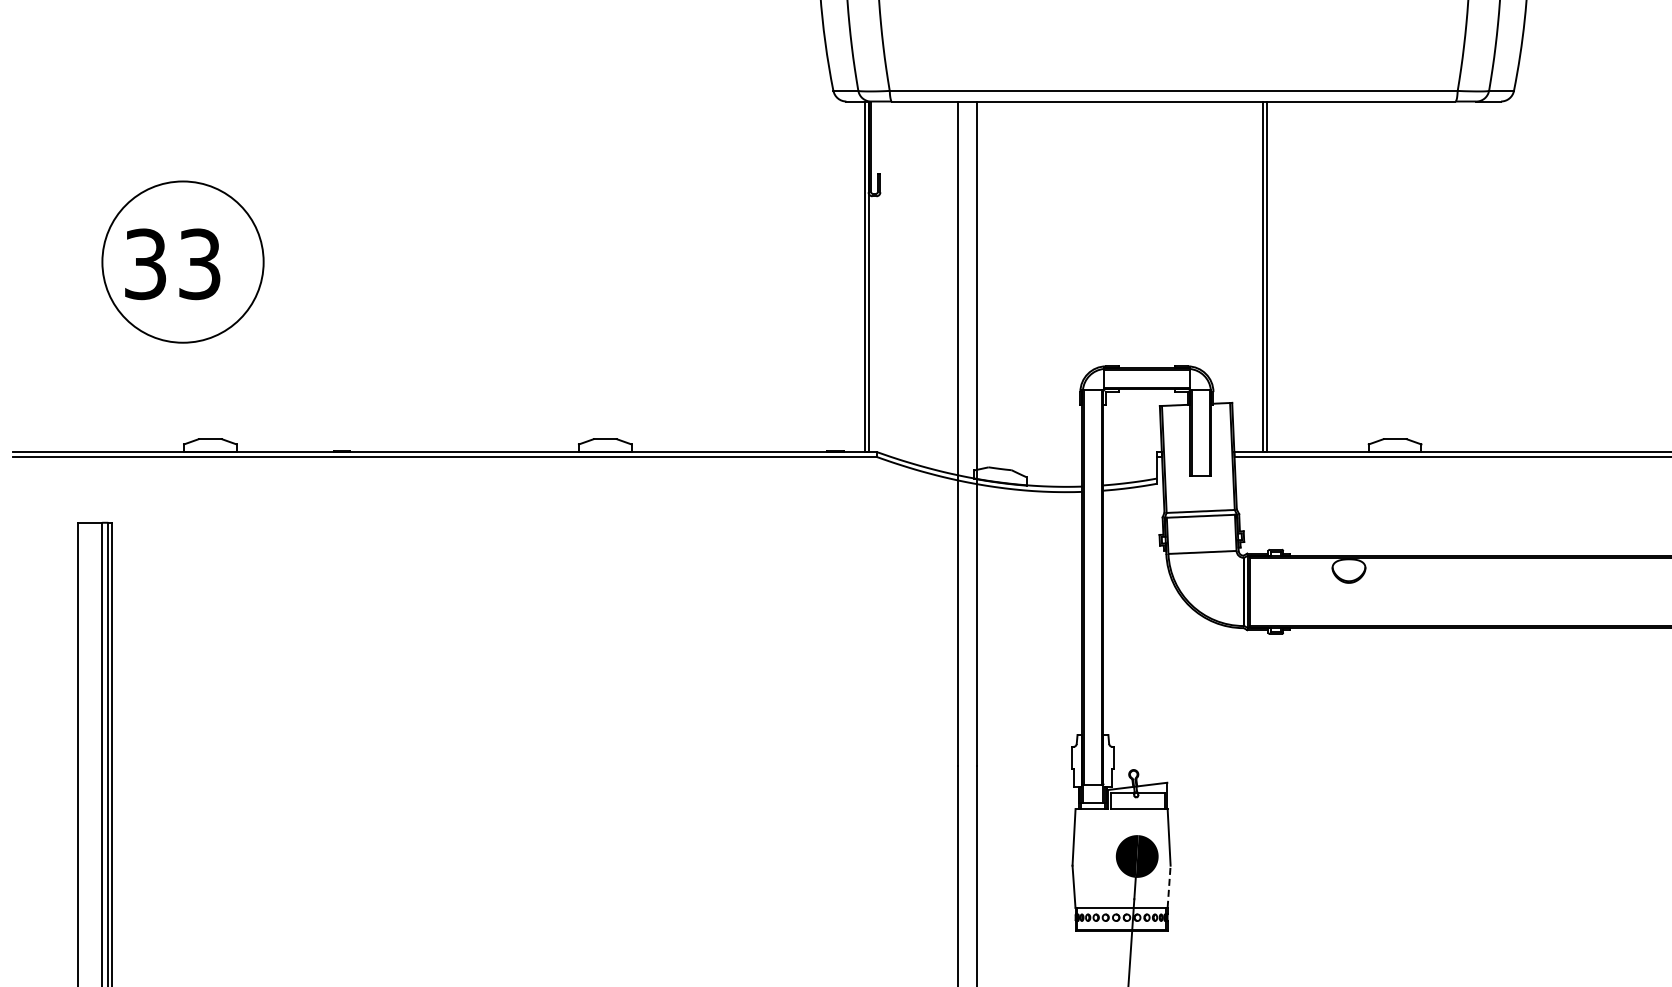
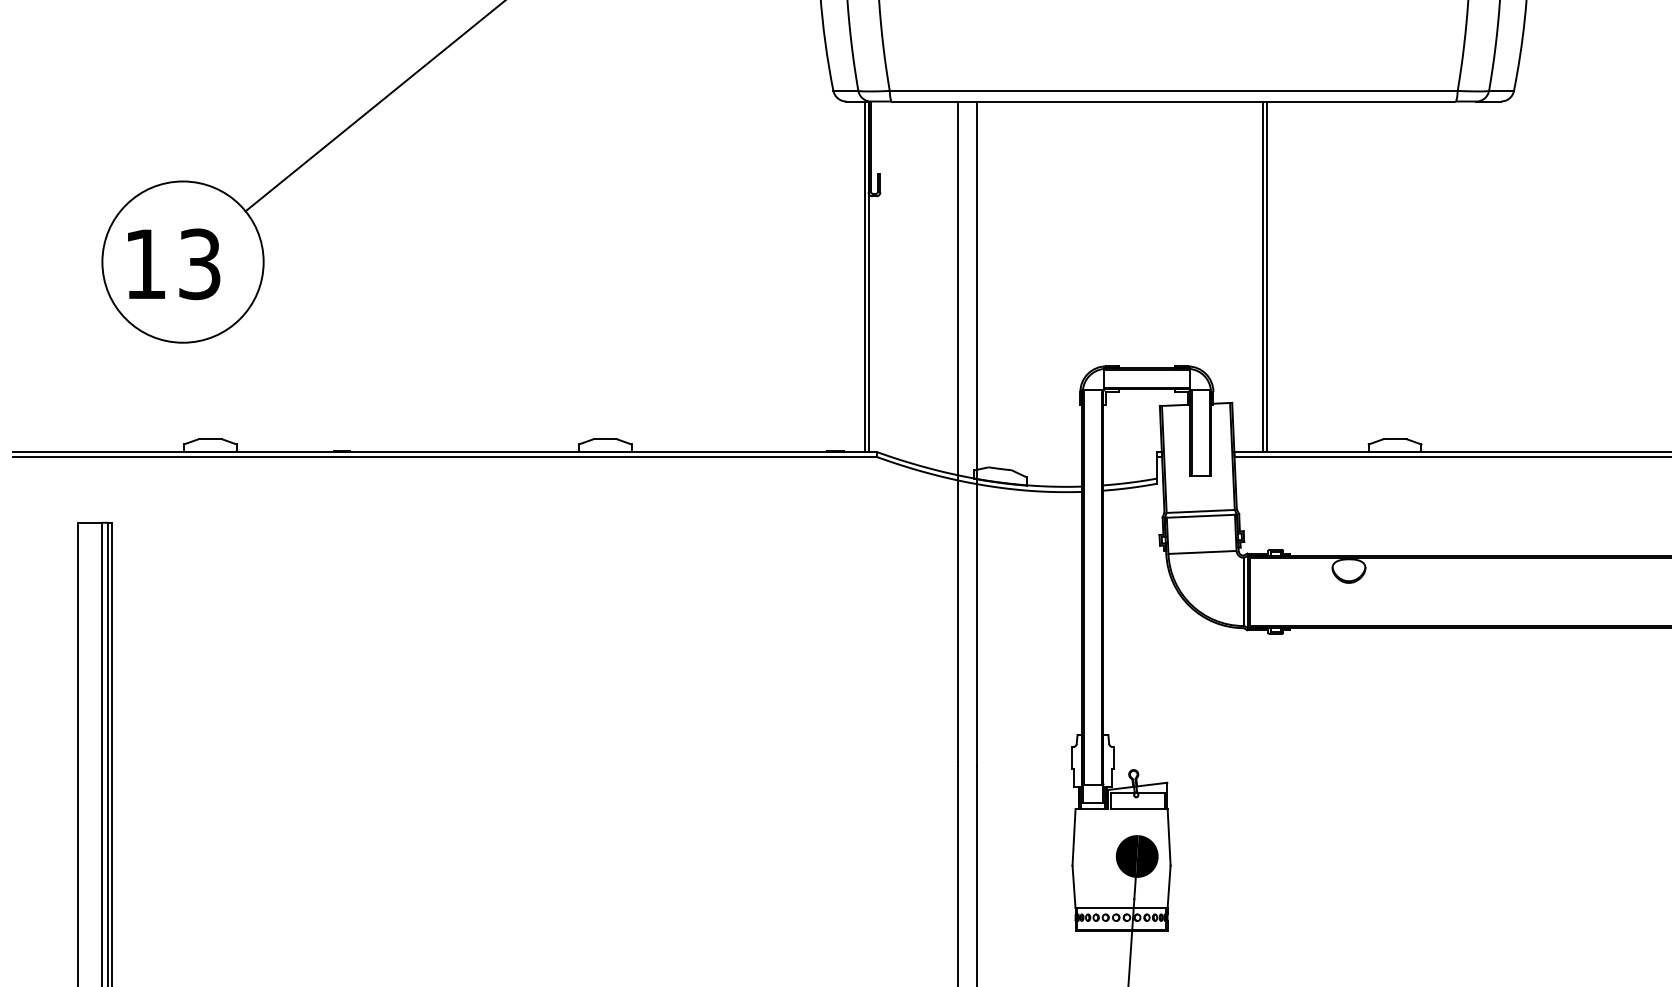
line: none -> present (373, 106)
text: 33 -> 13 (145, 264)
line: dashed -> solid (1169, 886)
